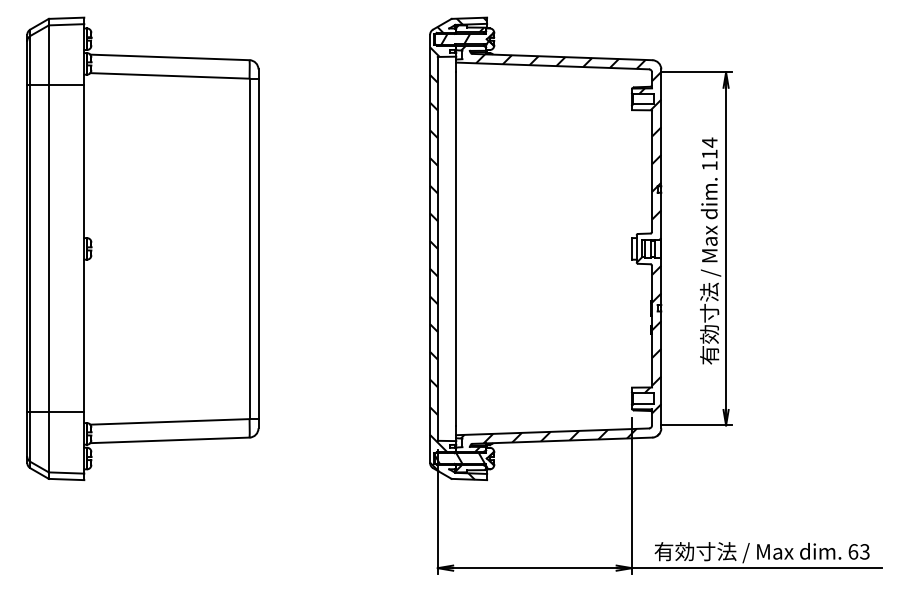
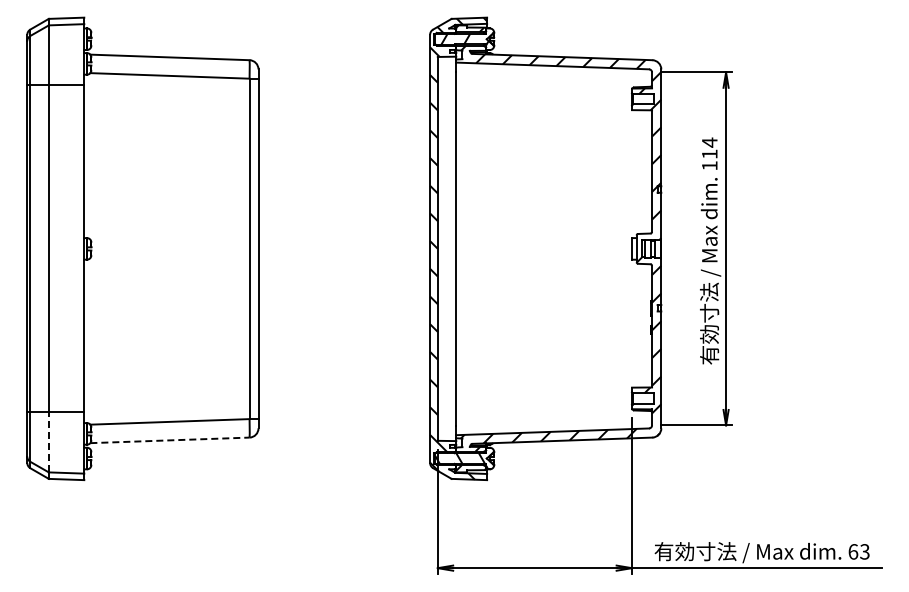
line: solid -> dashed (169, 440)
line: solid -> dashed (48, 442)
